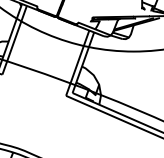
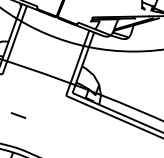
line: none -> present (18, 115)
